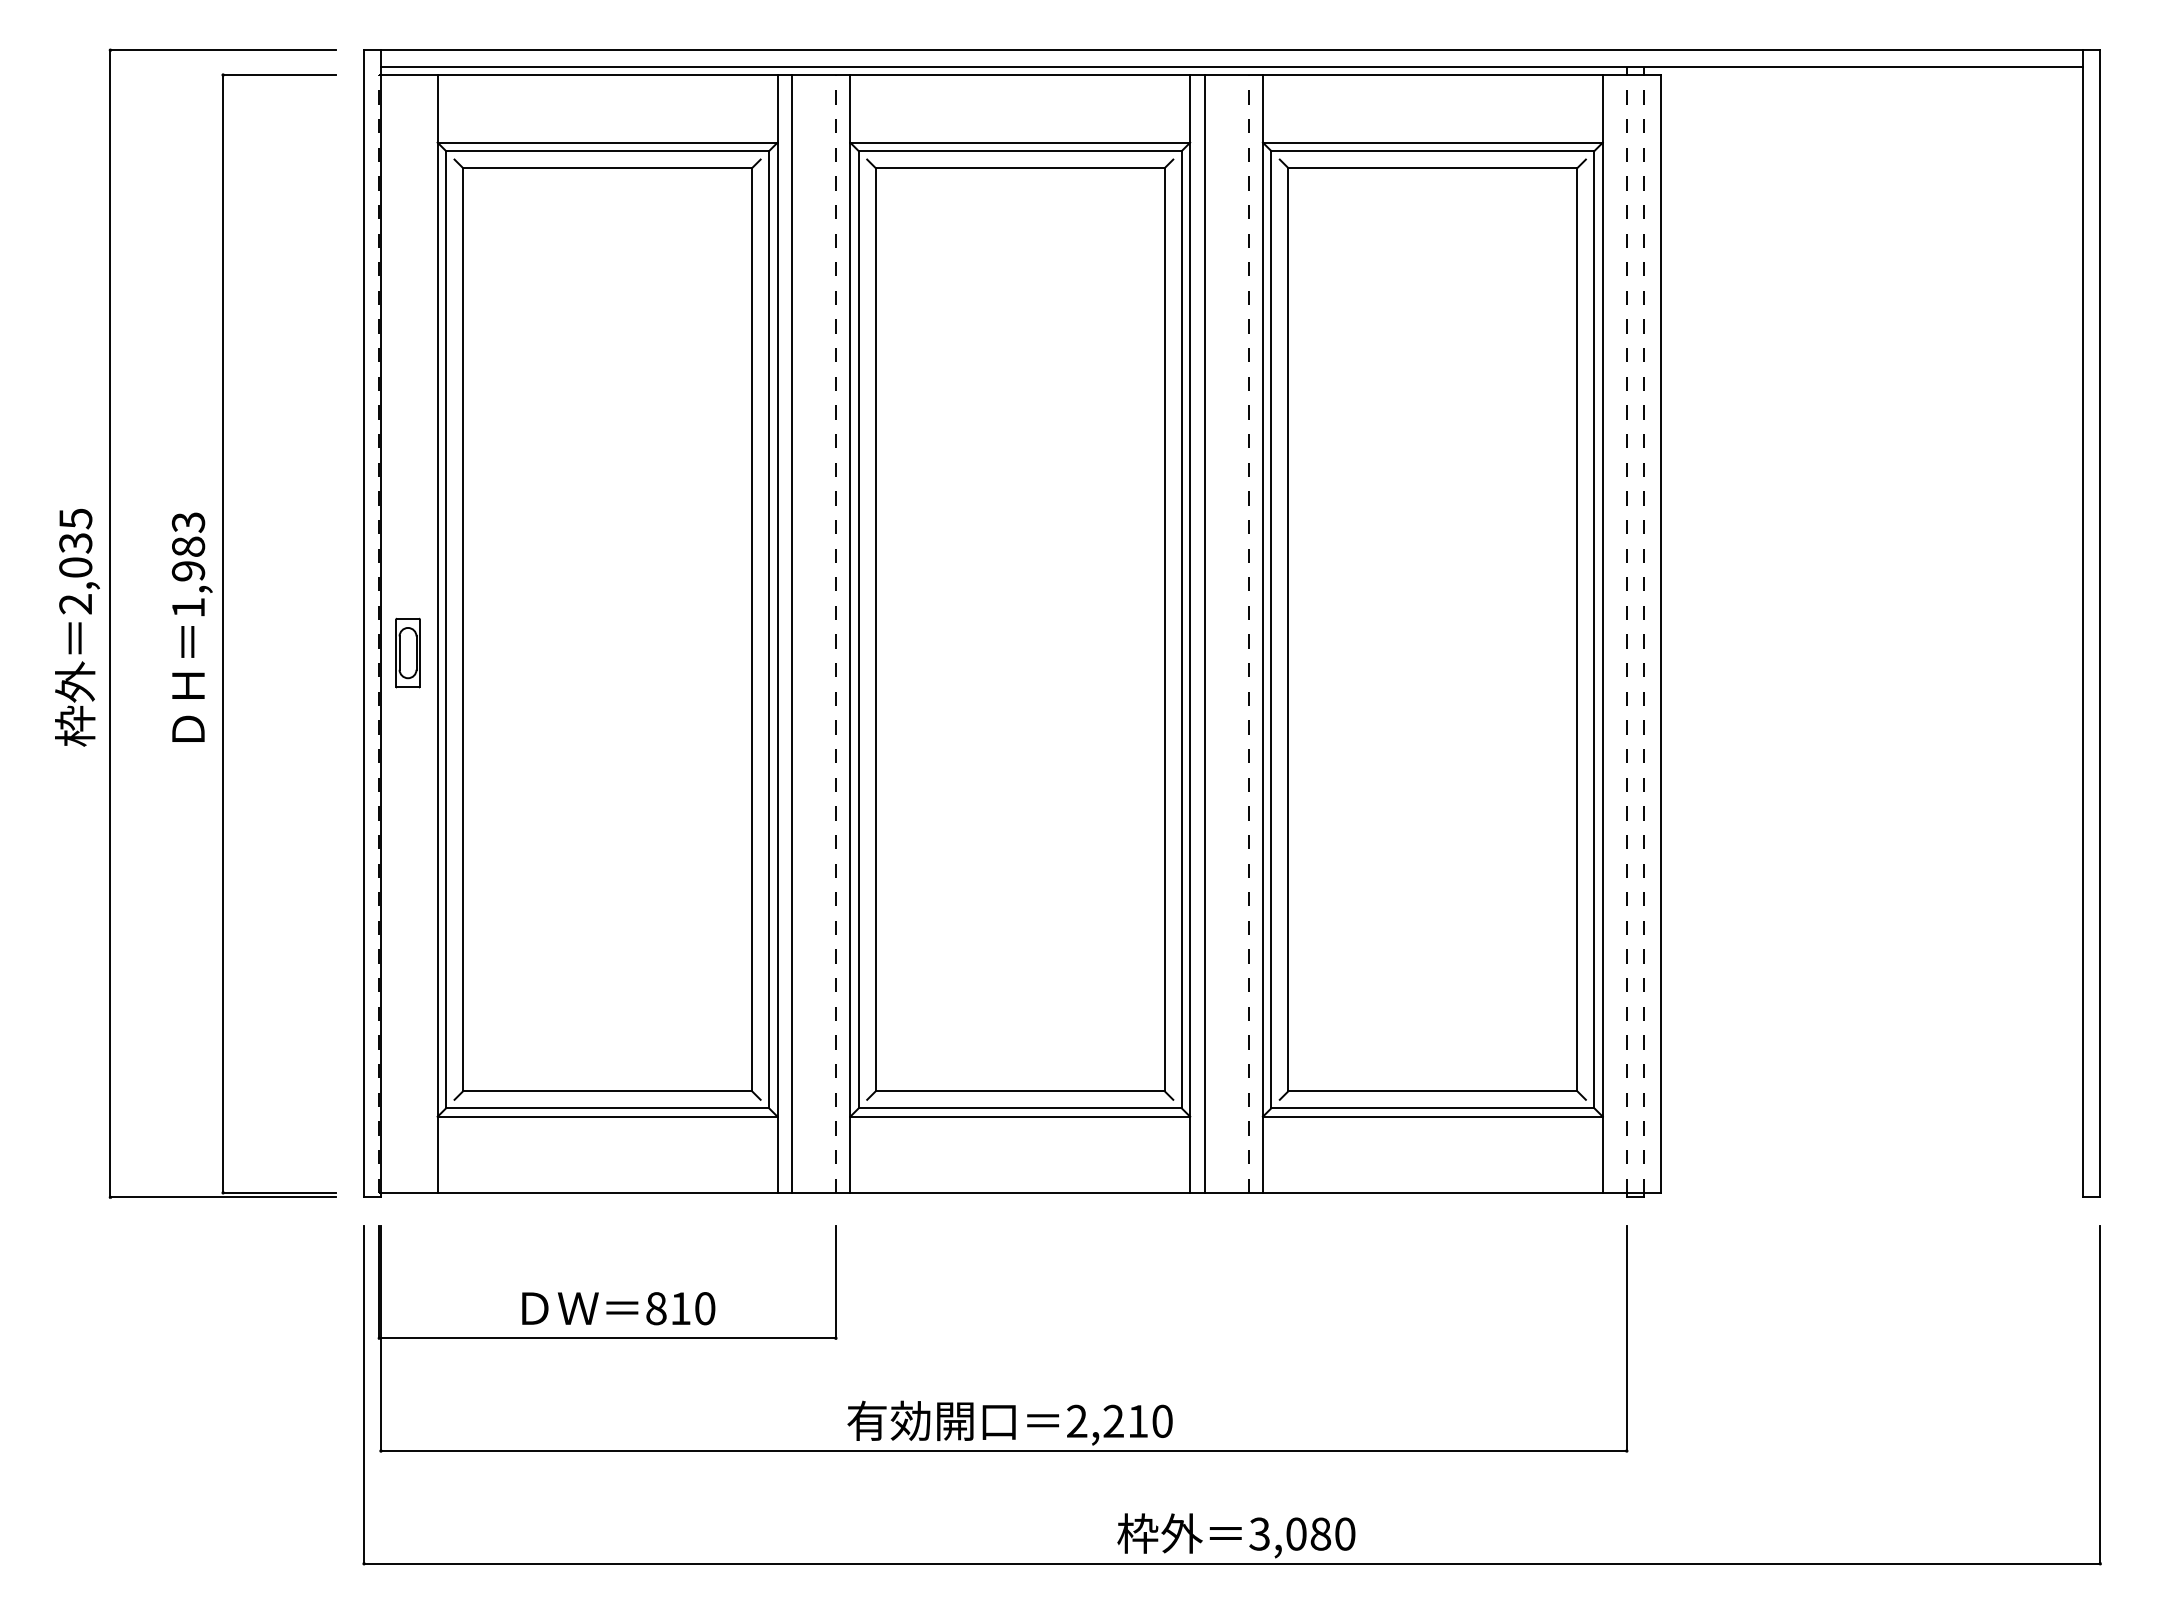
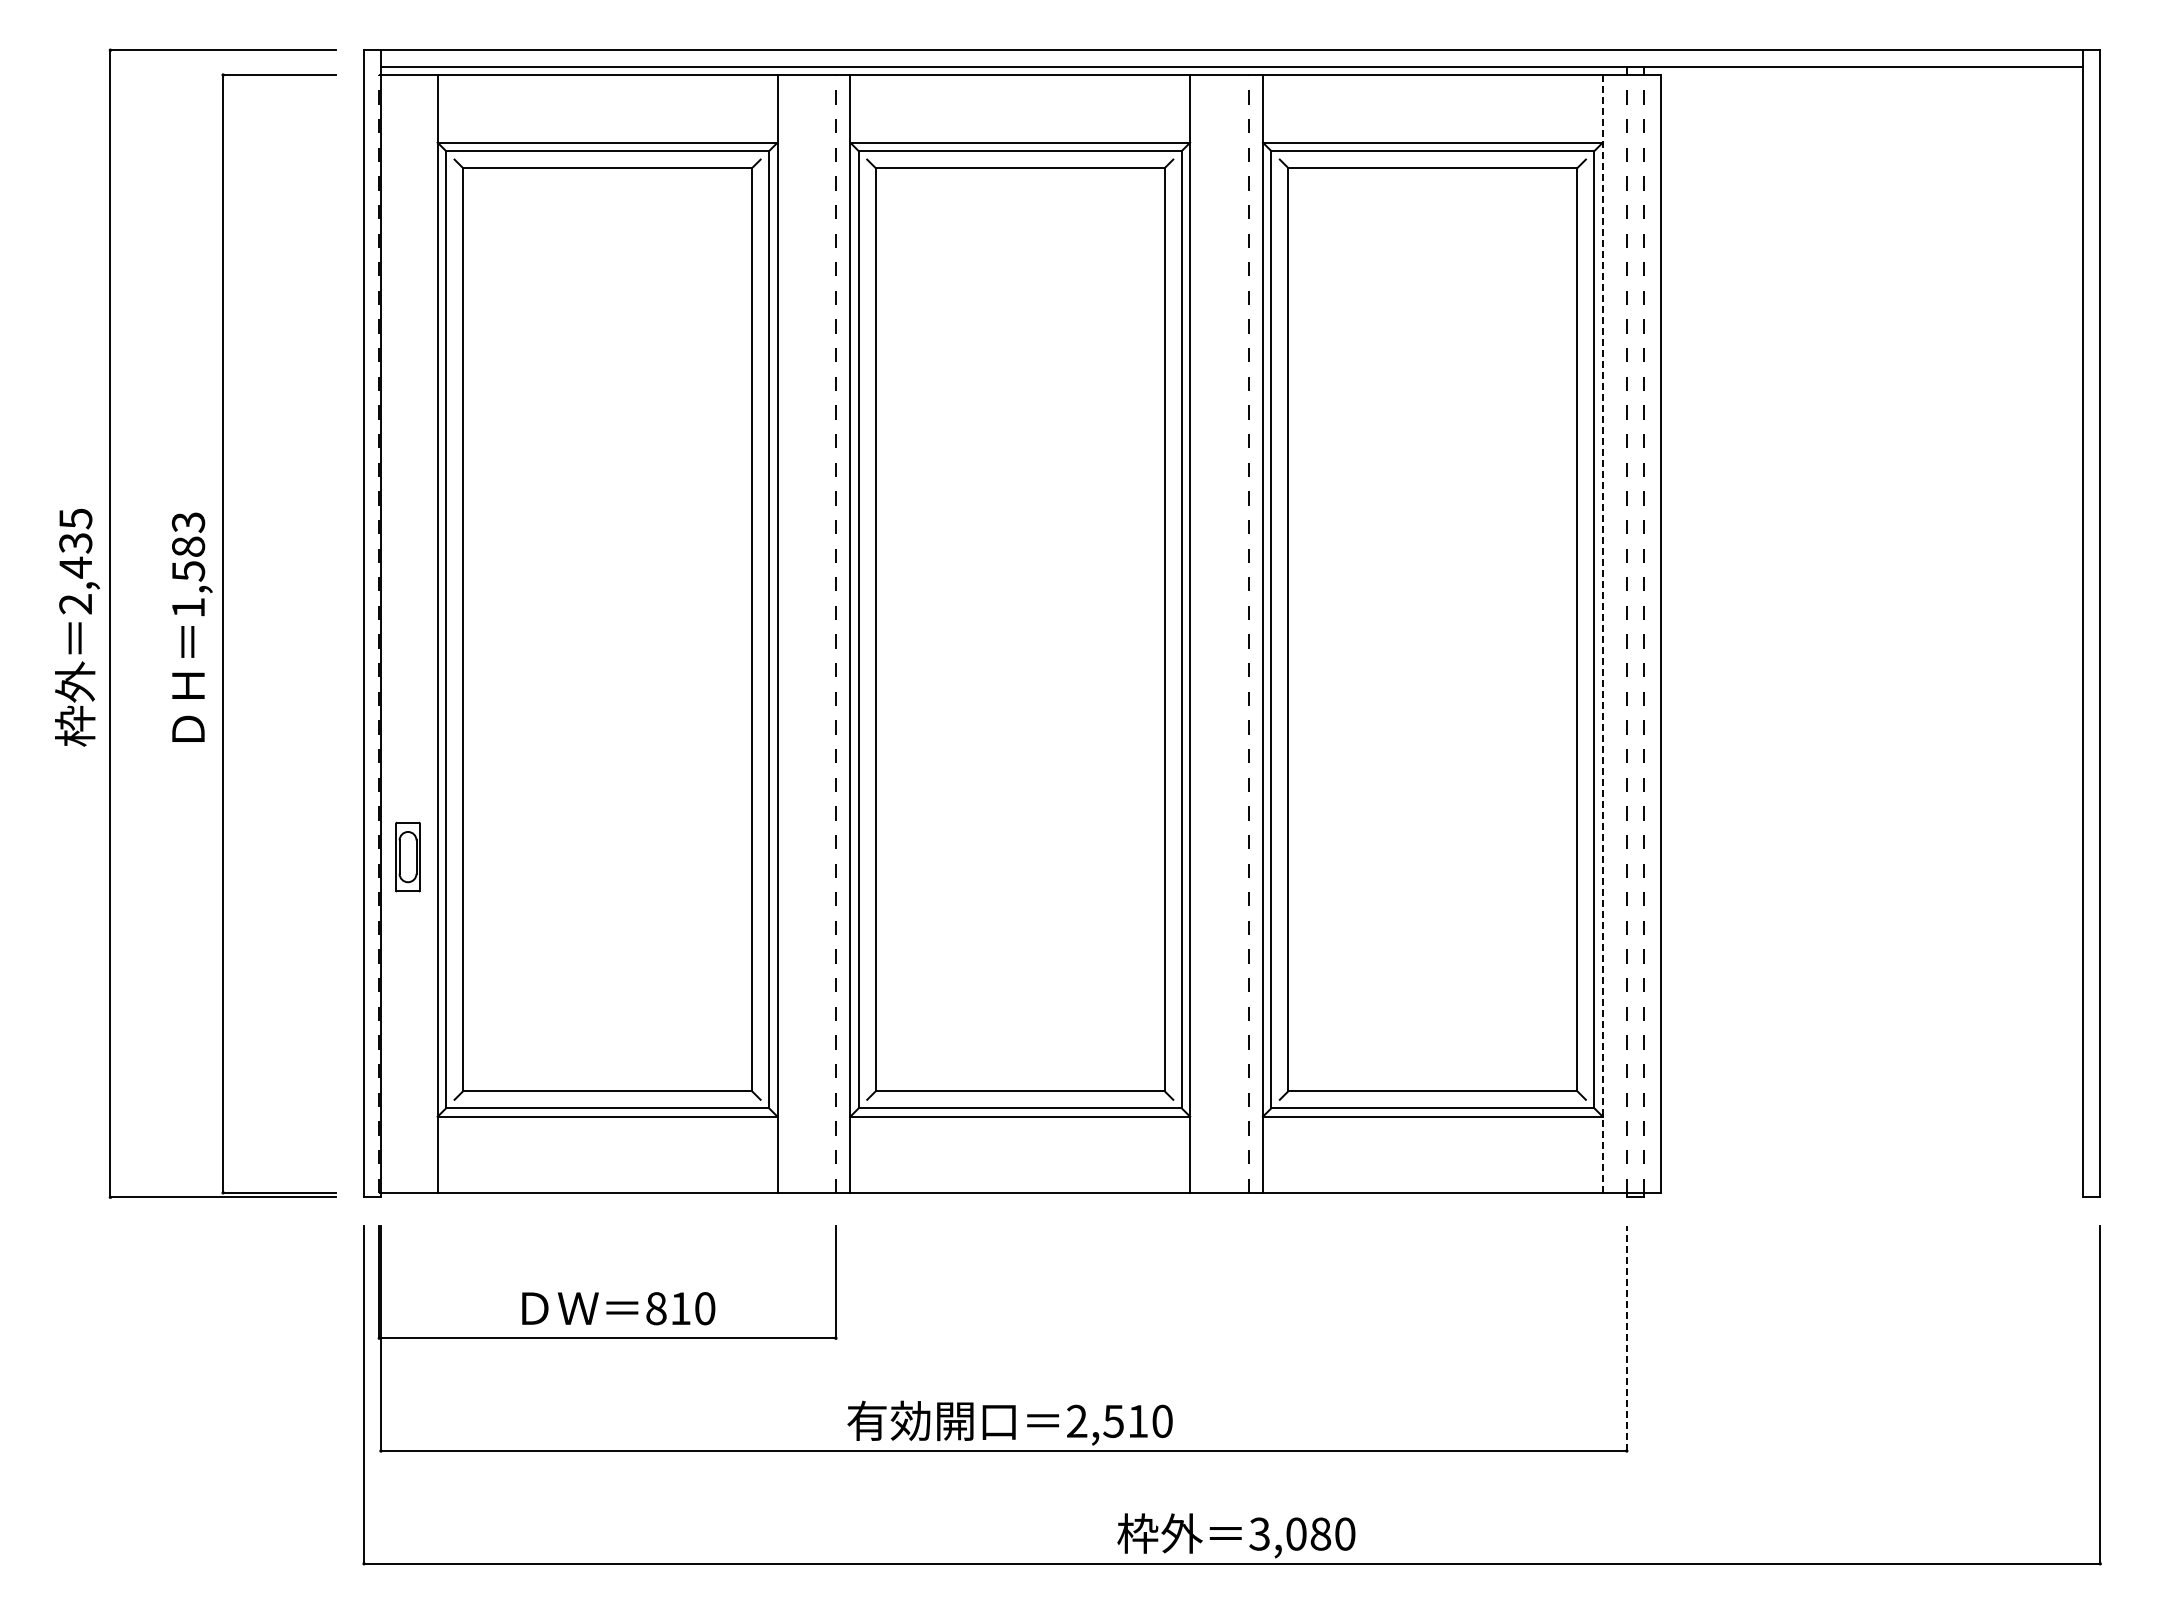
text: 2,035 -> 2,435 (75, 567)
text: 1,983 -> 1,583 (188, 571)
line: present -> none (791, 633)
line: present -> none (1204, 633)
line: solid -> dashed (1602, 633)
part position: (407, 652) -> (407, 856) (407, 856)
line: solid -> dashed (1626, 1338)
text: 2,210 -> 2,510 (1113, 1420)
